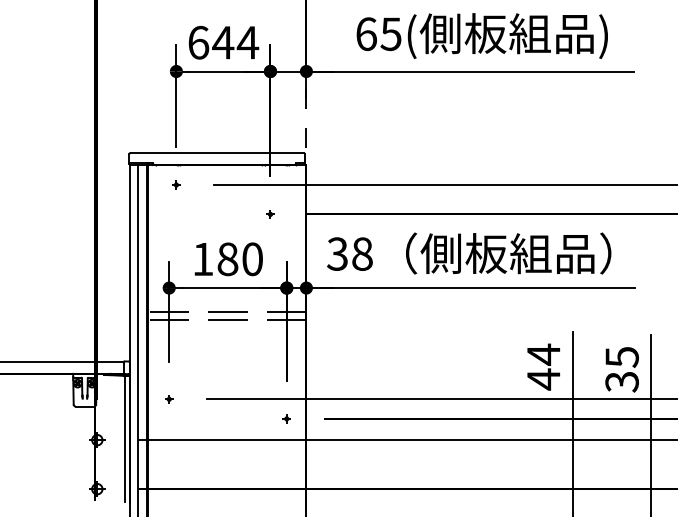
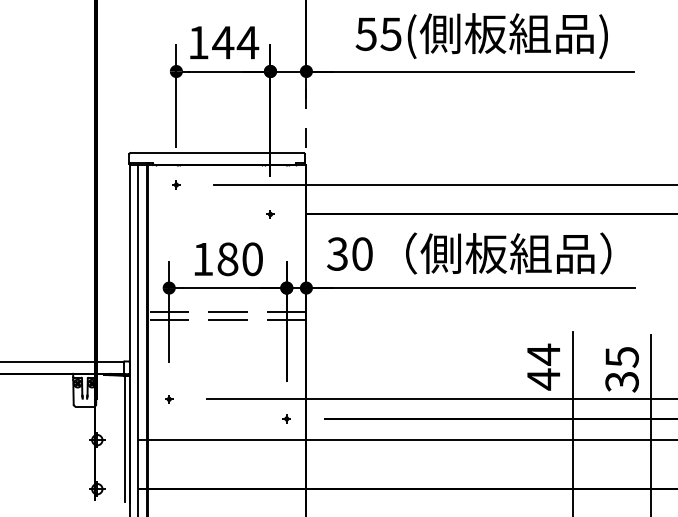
text: 65( -> 55( (365, 34)
text: 644 -> 144 (198, 42)
text: 38 -> 30 (362, 253)
